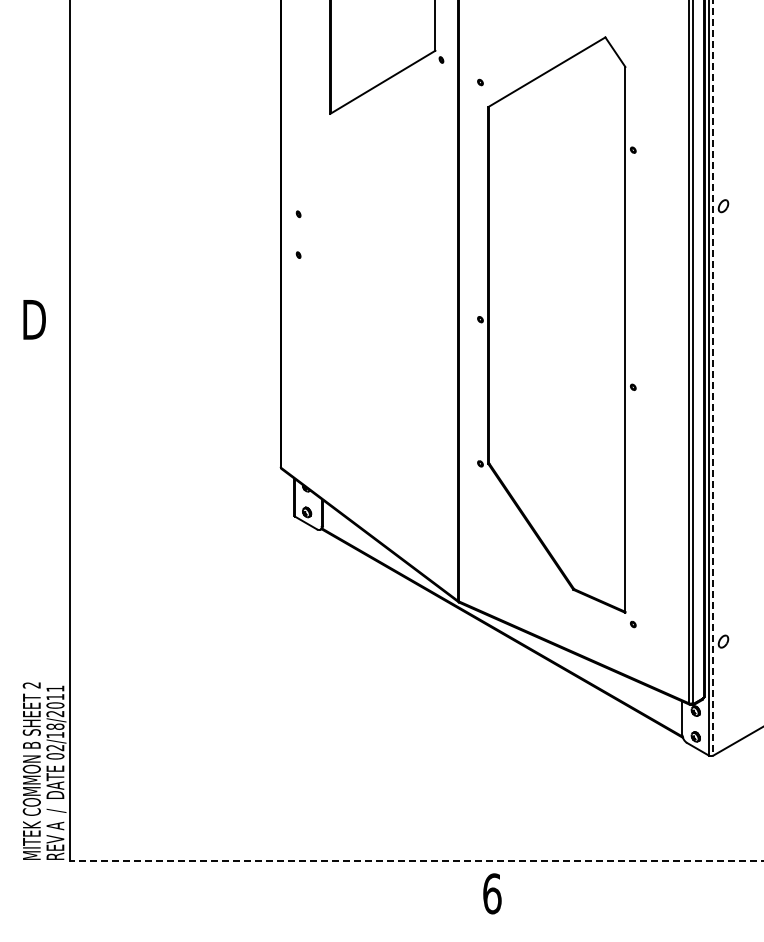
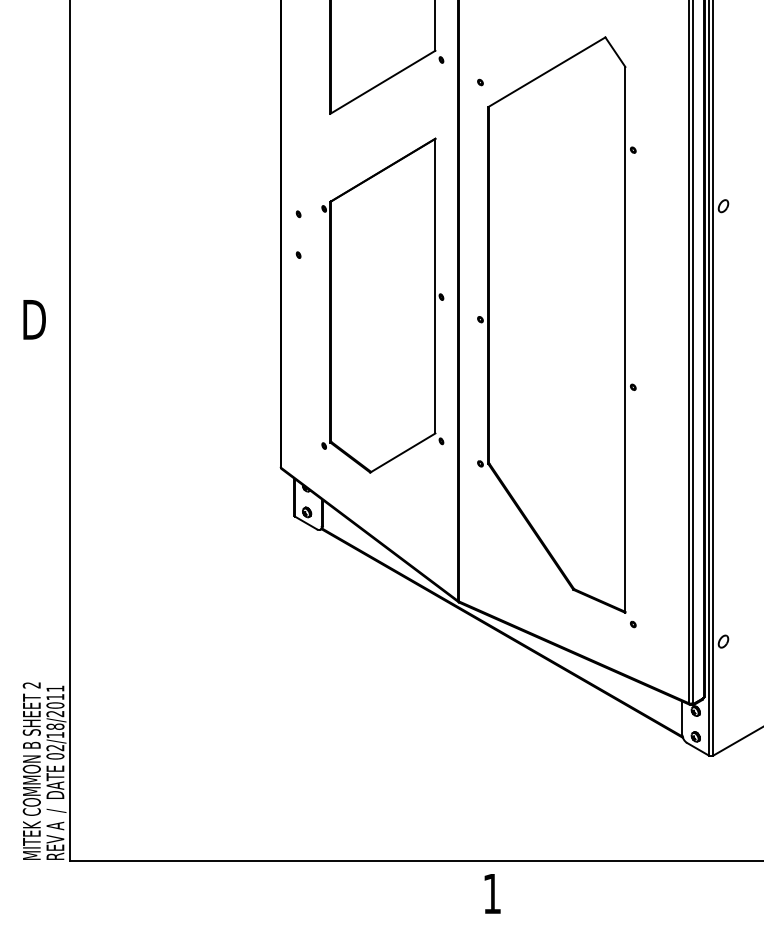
part: none -> present (382, 305)
line: dashed -> solid (713, 378)
line: dashed -> solid (416, 861)
text: 6 -> 1 (492, 893)
